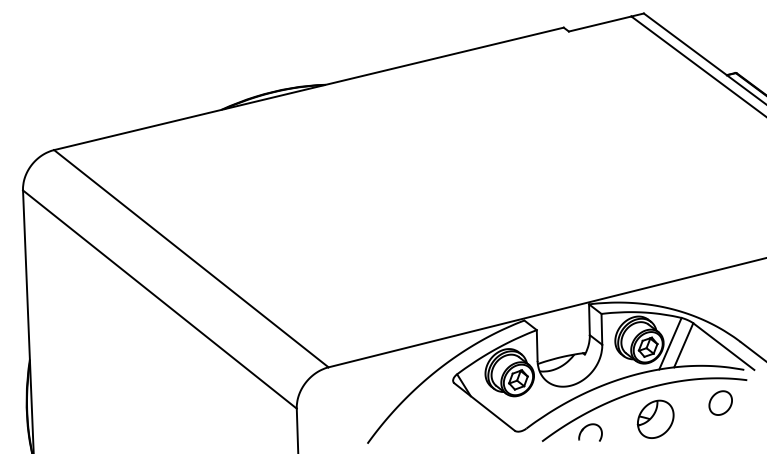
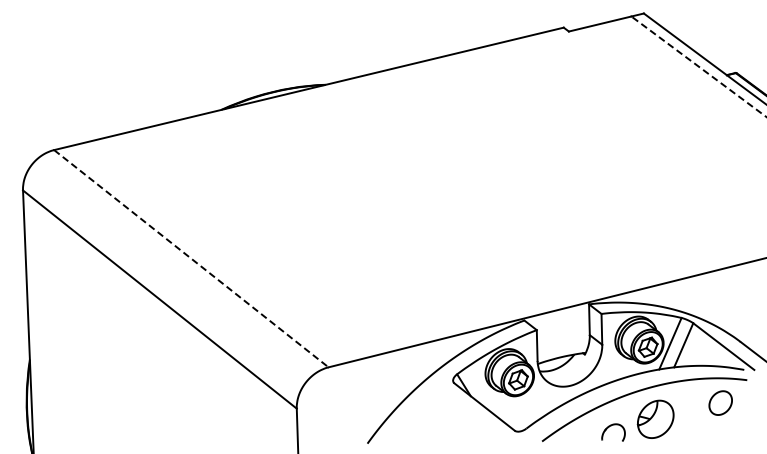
line: solid -> dashed (698, 66)
line: solid -> dashed (191, 259)
part position: (588, 426) -> (611, 426) (611, 426)
